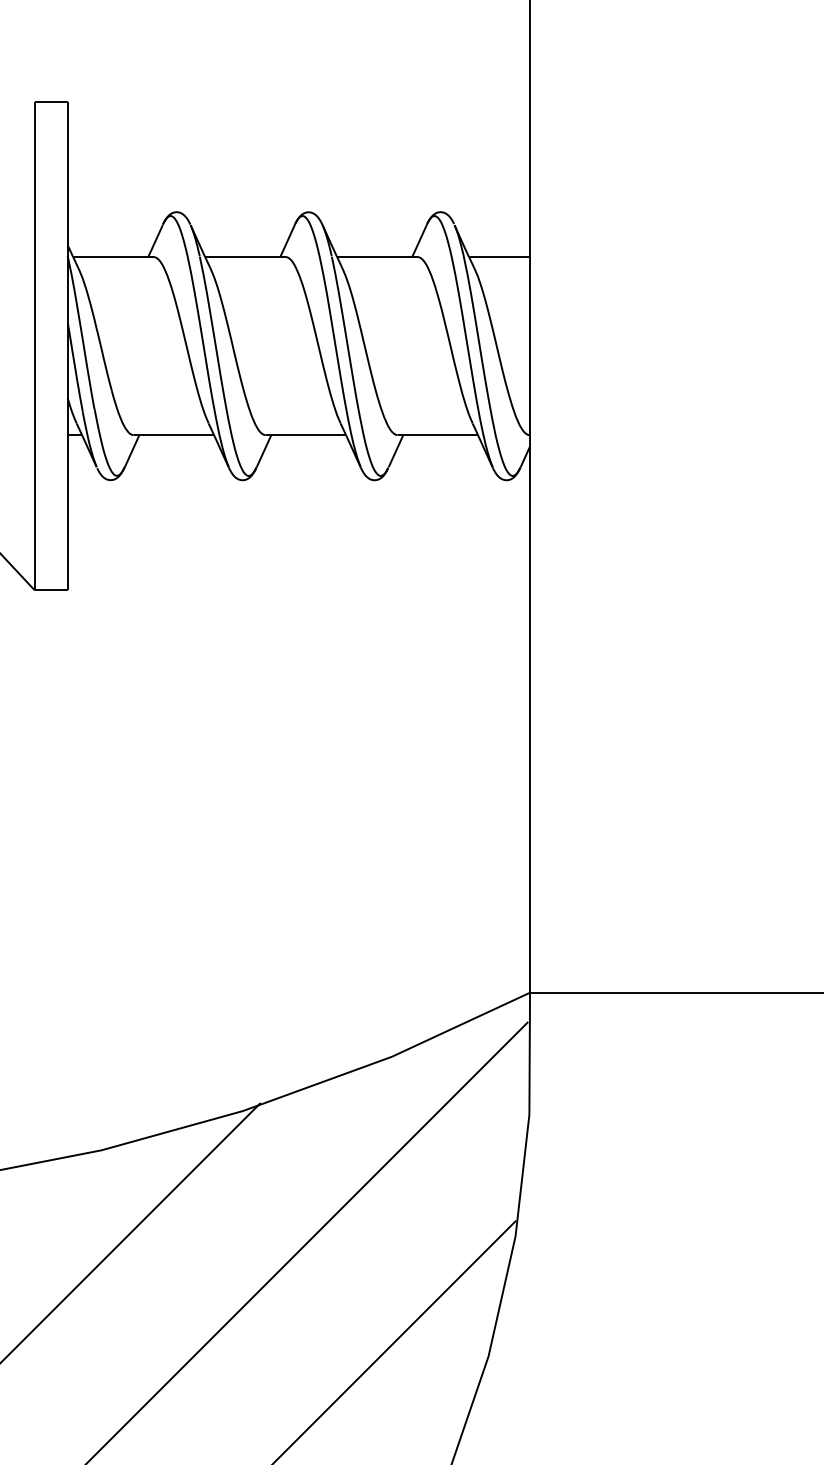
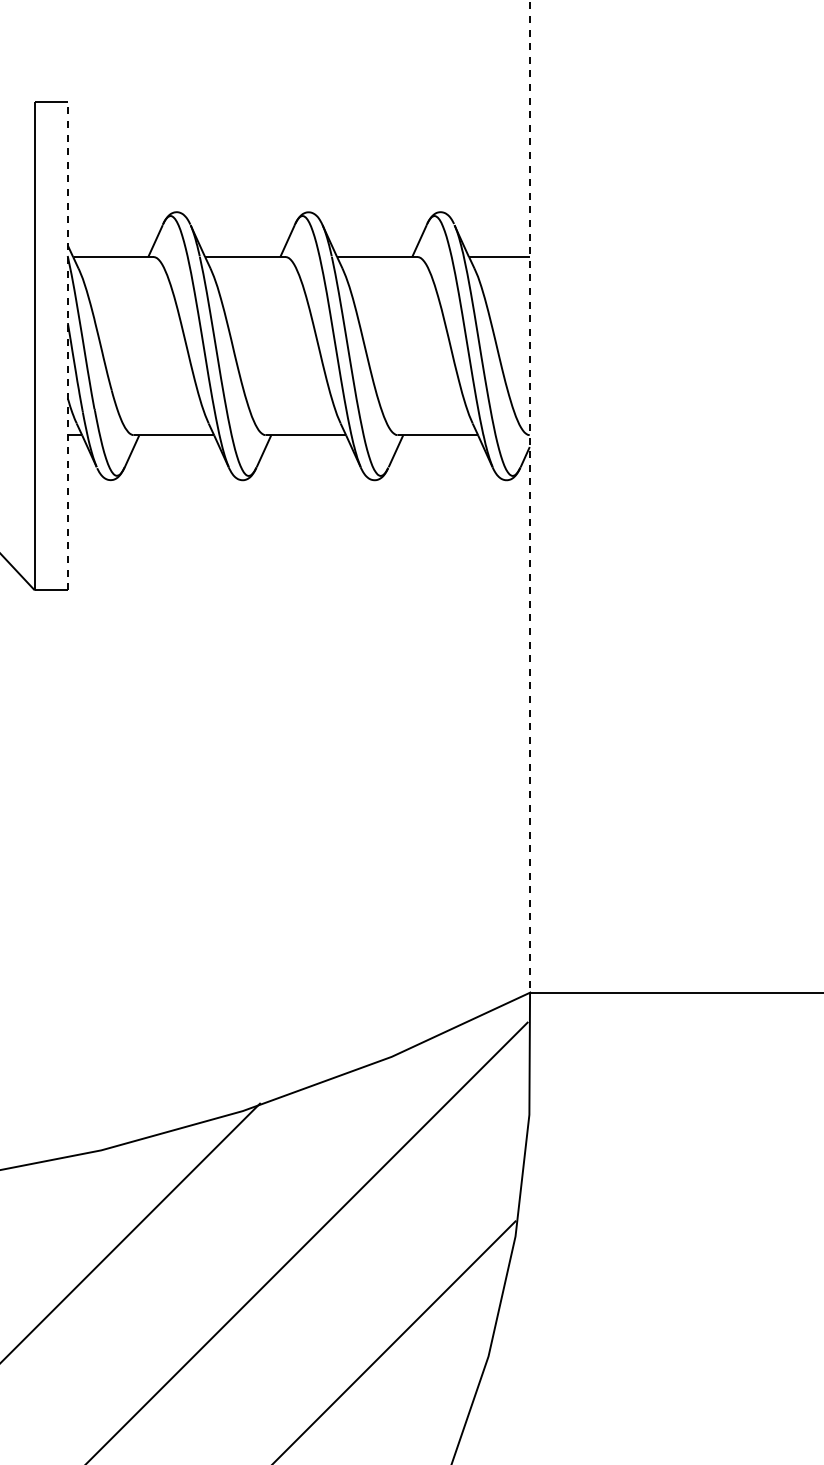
line: solid -> dashed (67, 345)
line: solid -> dashed (529, 496)
